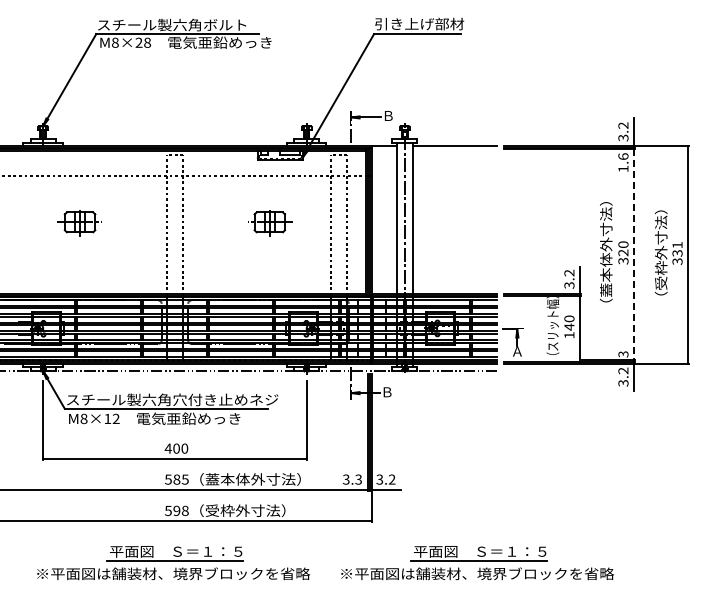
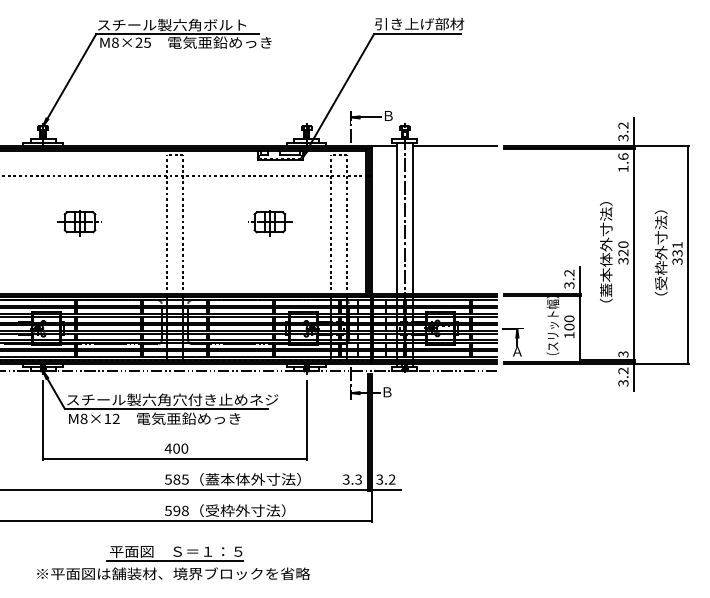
text: M8×28 -> M8×25 (147, 42)
line: dashed -> solid (633, 254)
text: 140 -> 100 (569, 326)
part: present -> none (477, 563)
